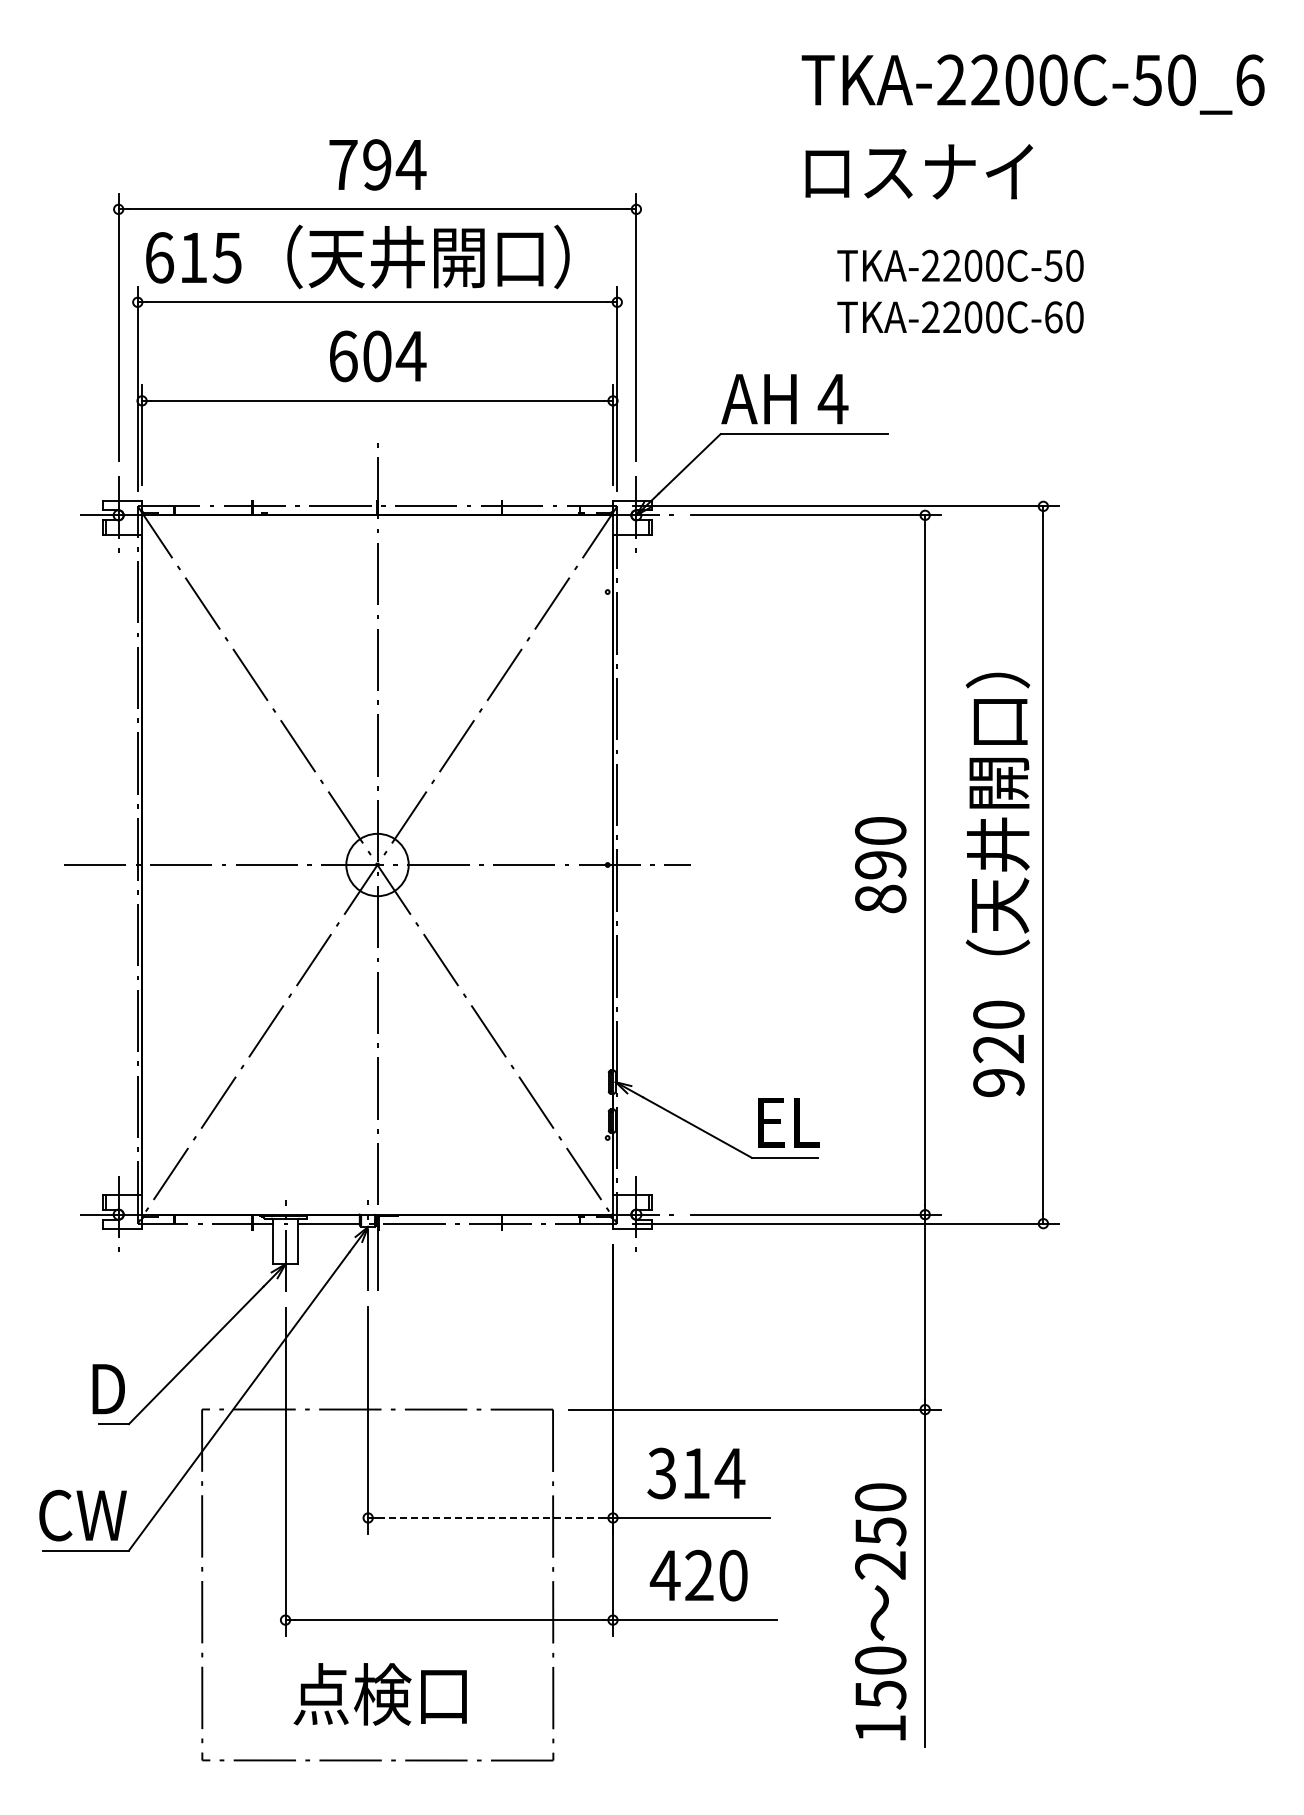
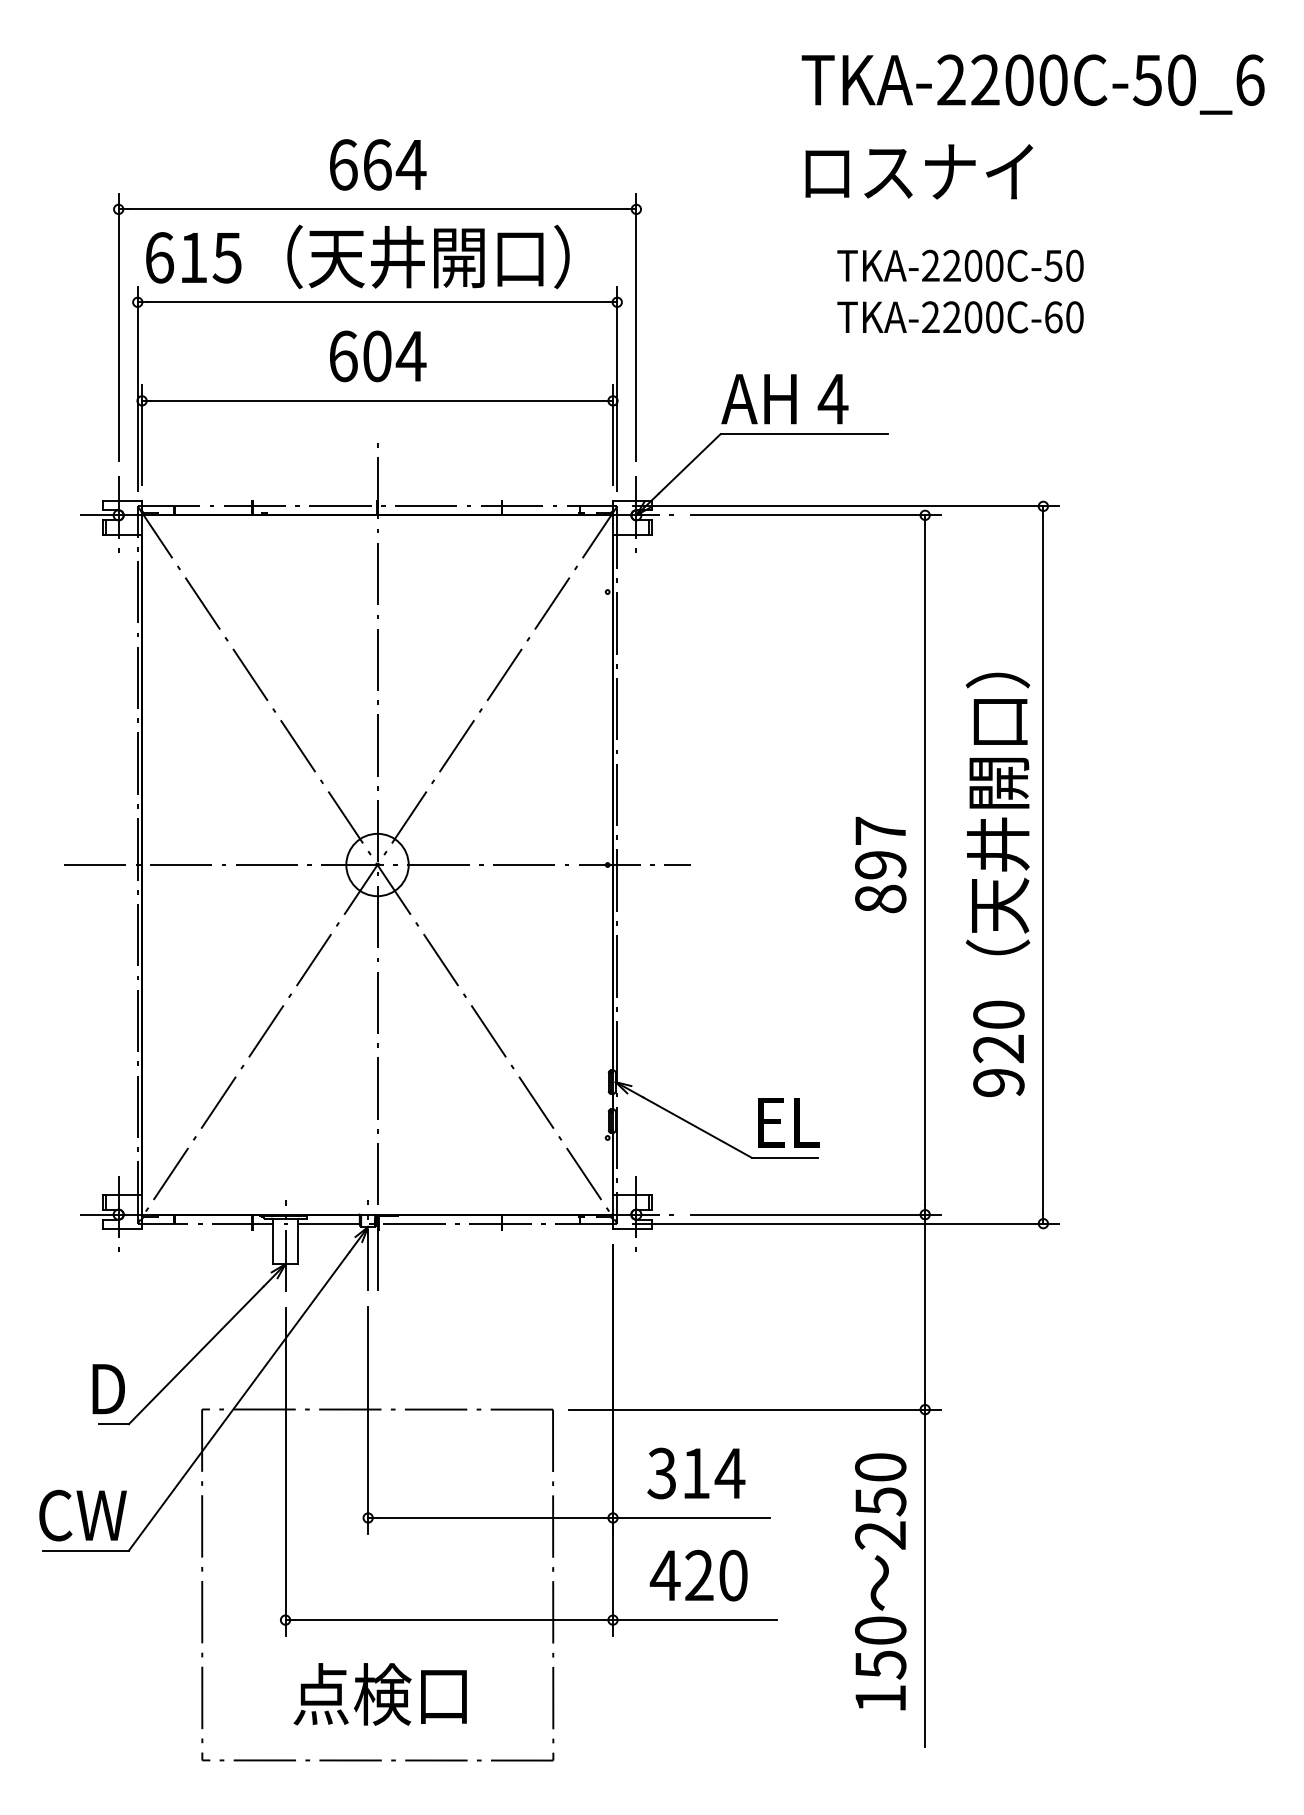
text: 794 -> 664 (360, 164)
text: 890 -> 897 (880, 830)
line: dashed -> solid (491, 1517)
text position: (880, 1611) -> (880, 1581) (880, 1581)
